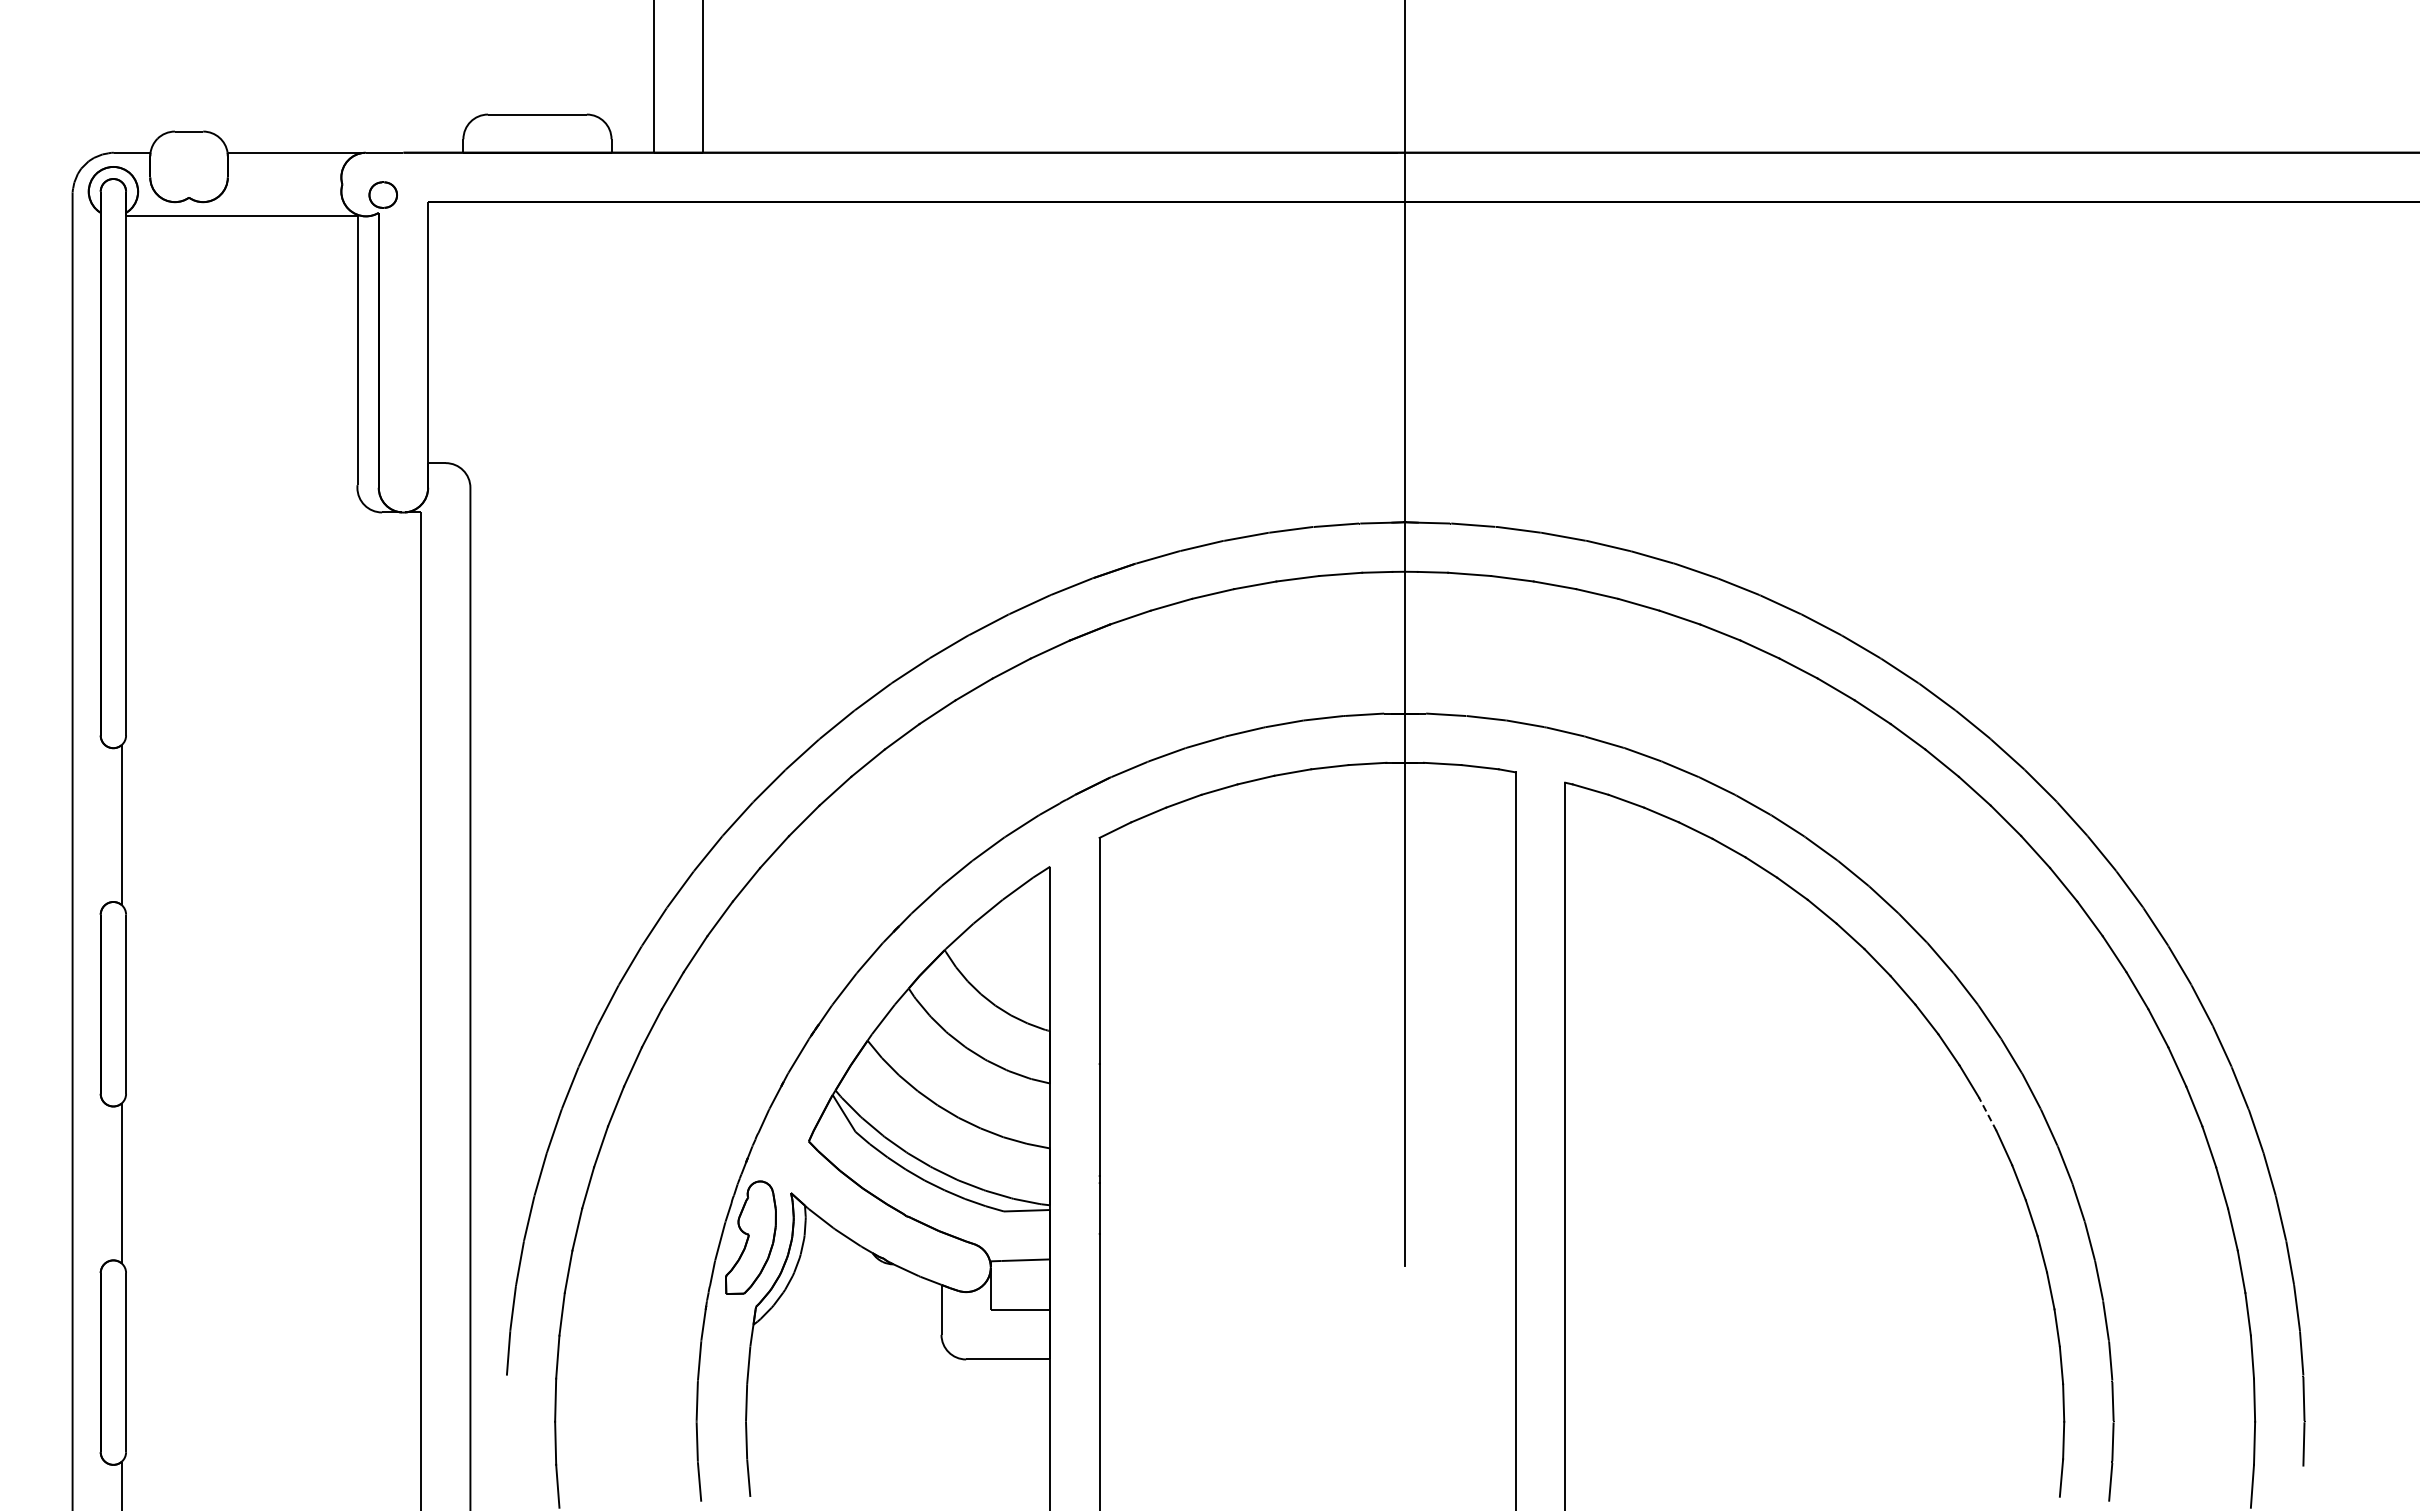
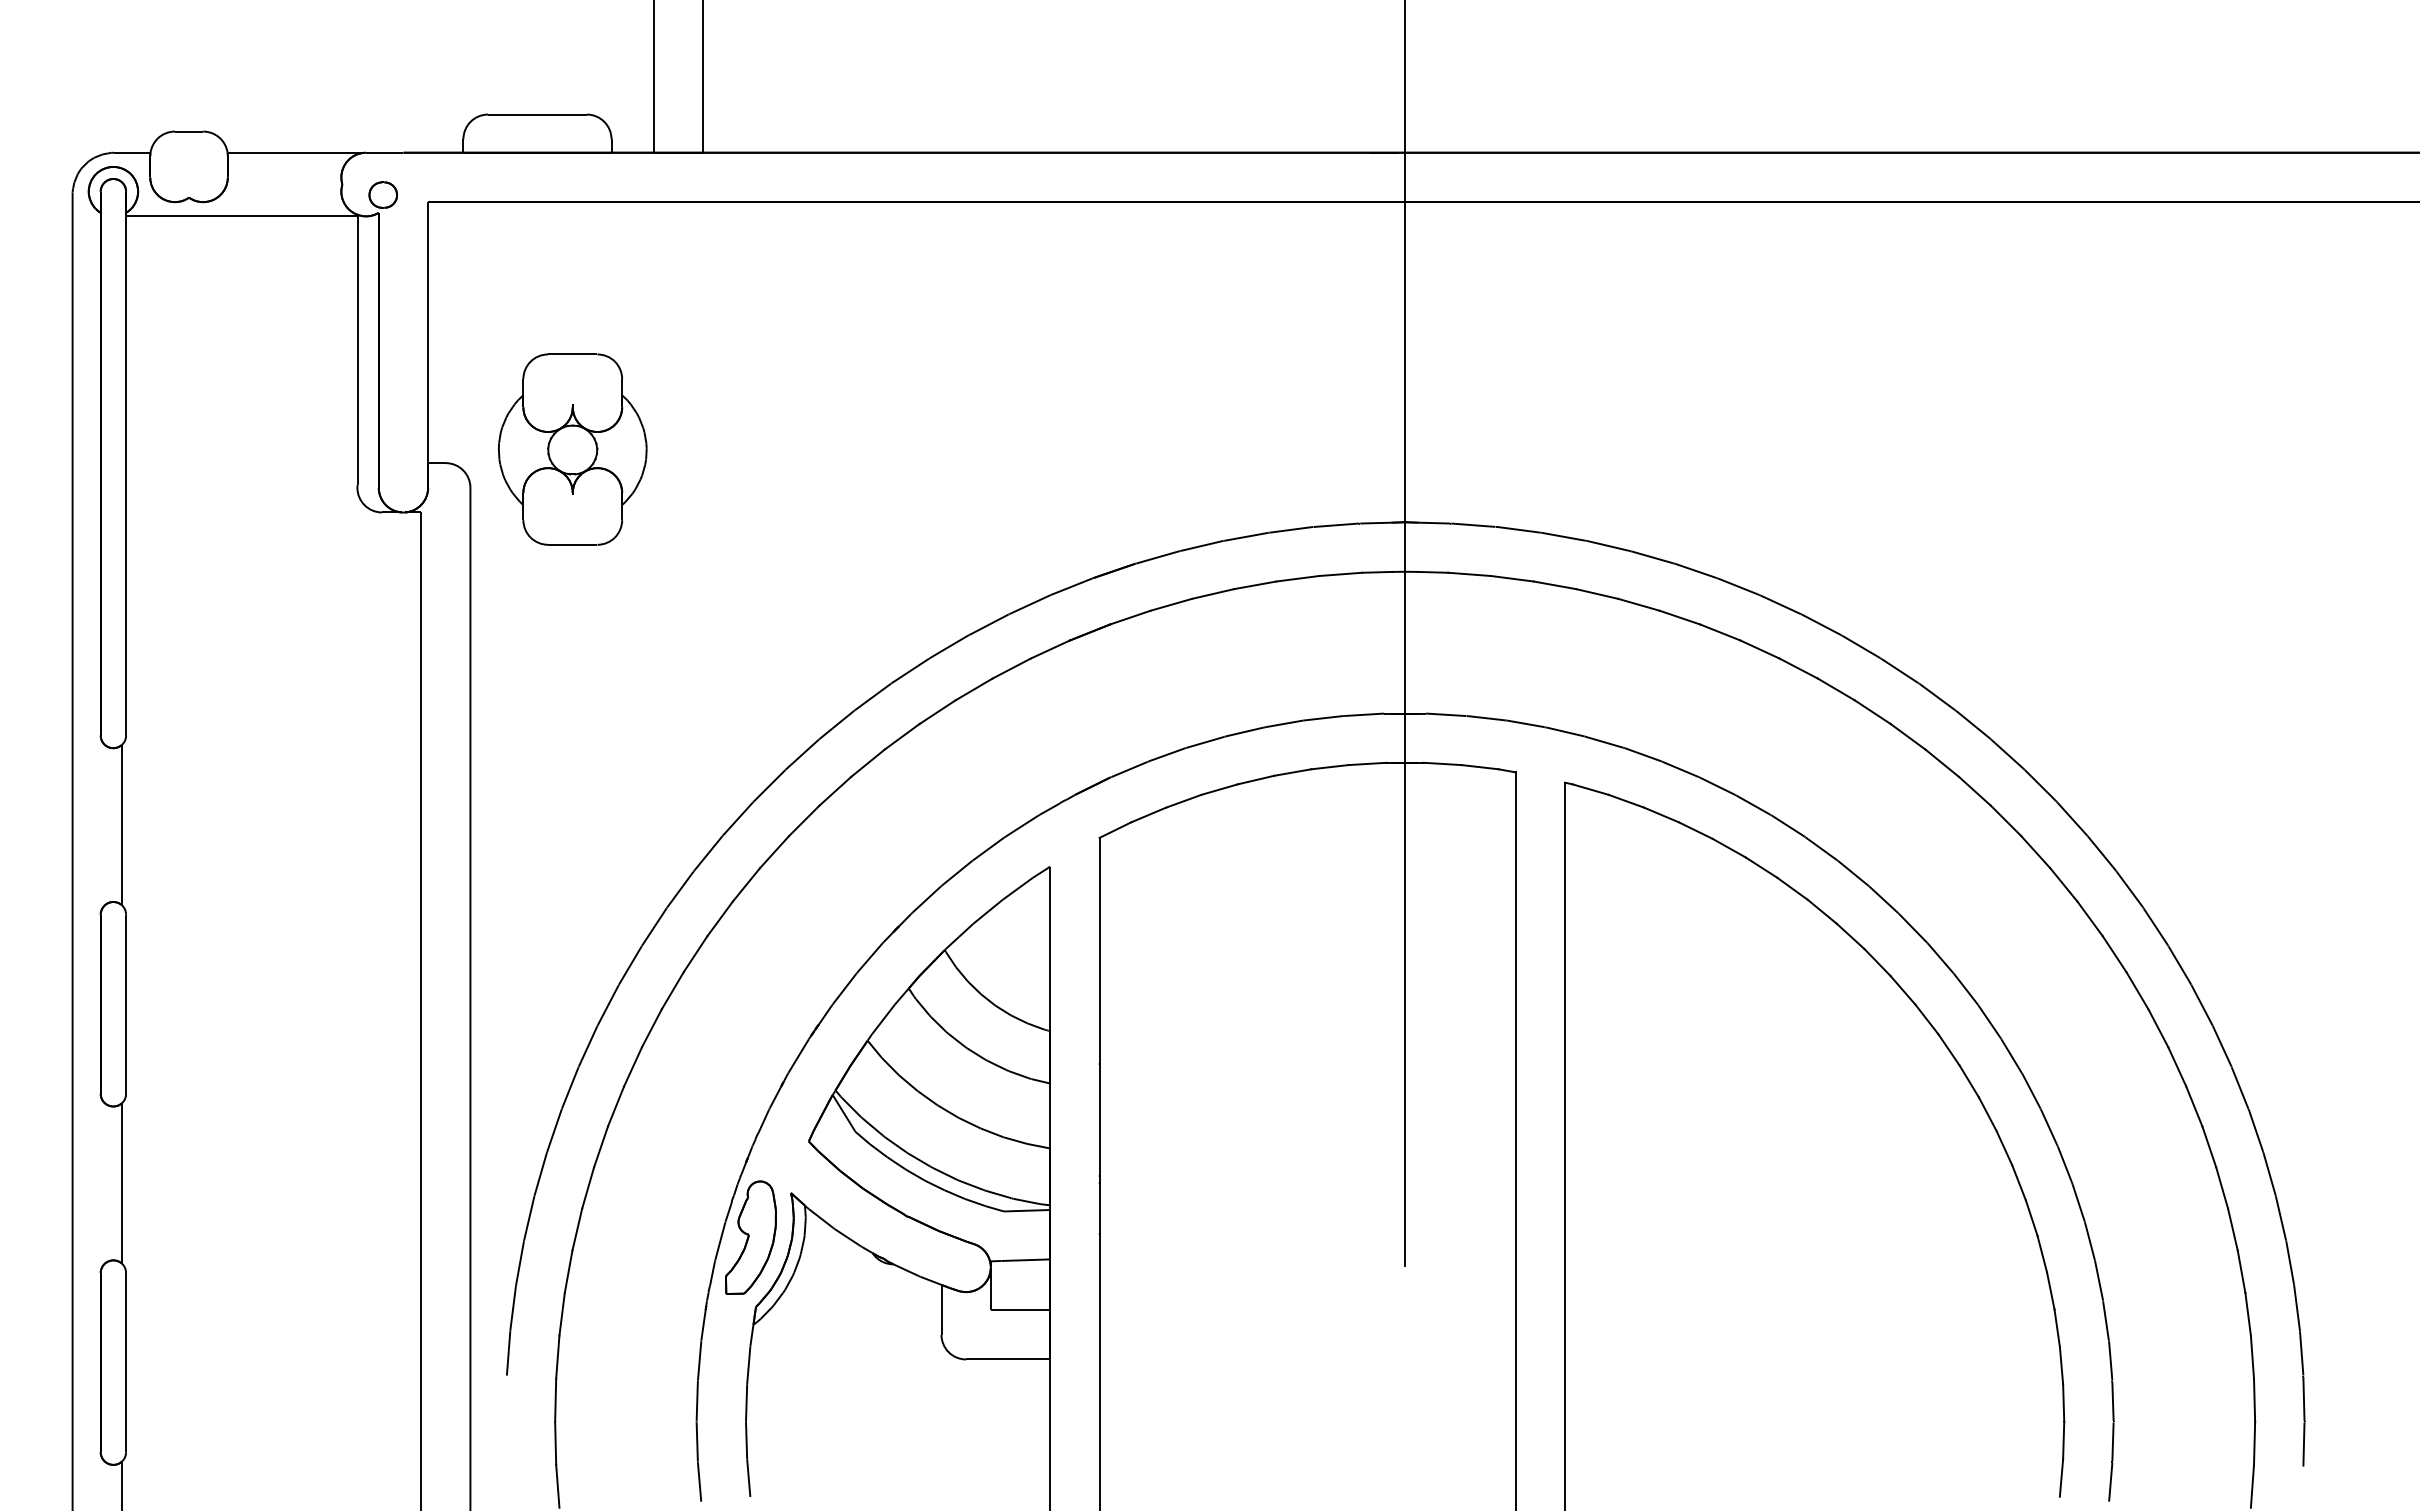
part: none -> present (572, 449)
line: dashed -> solid (1987, 1114)
